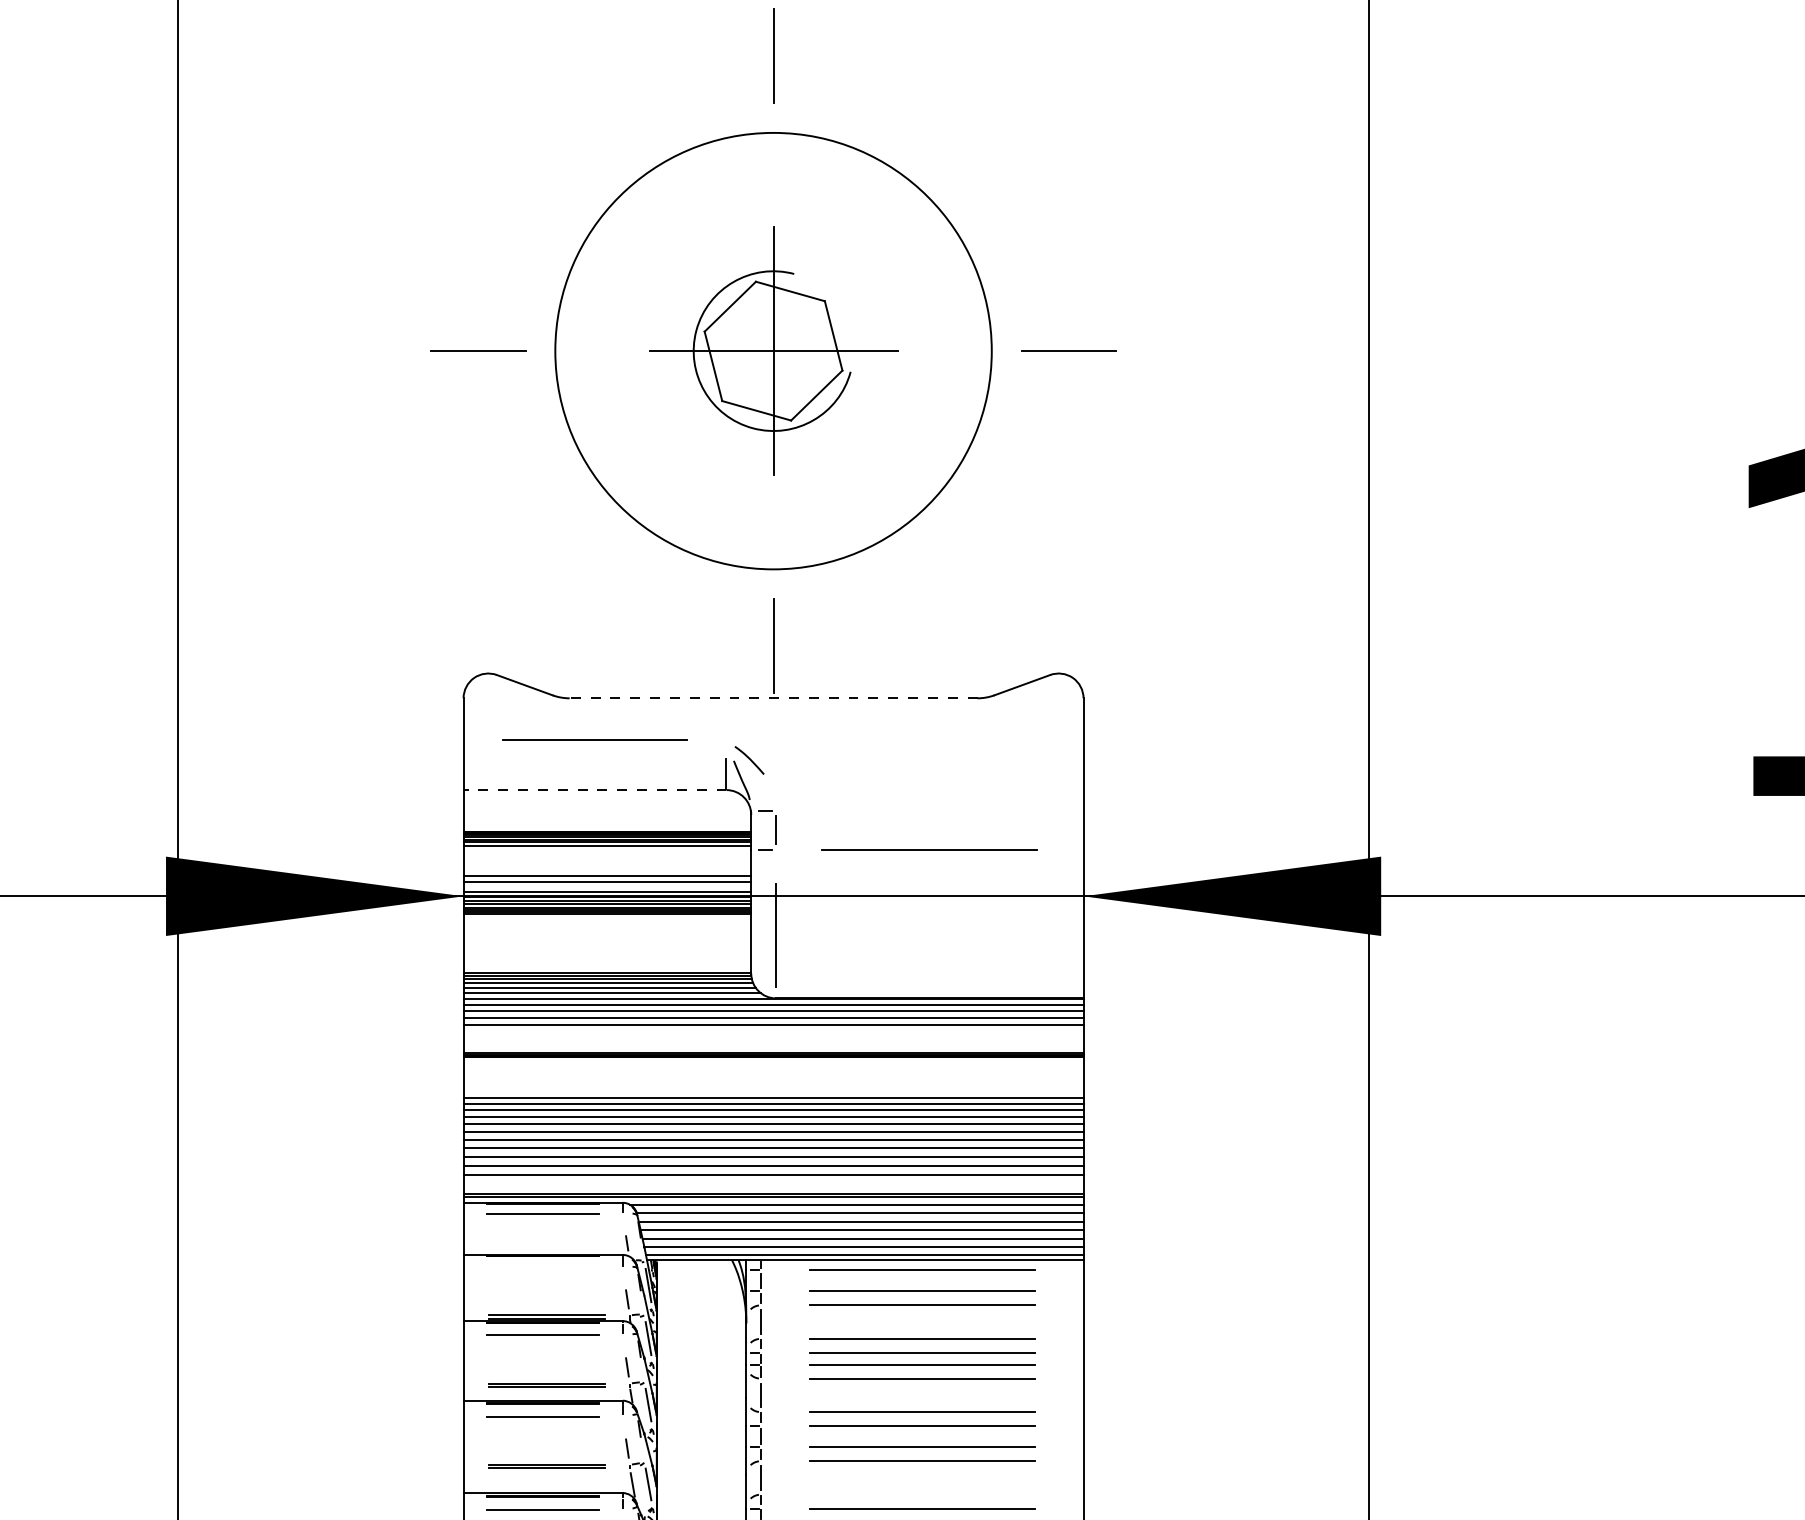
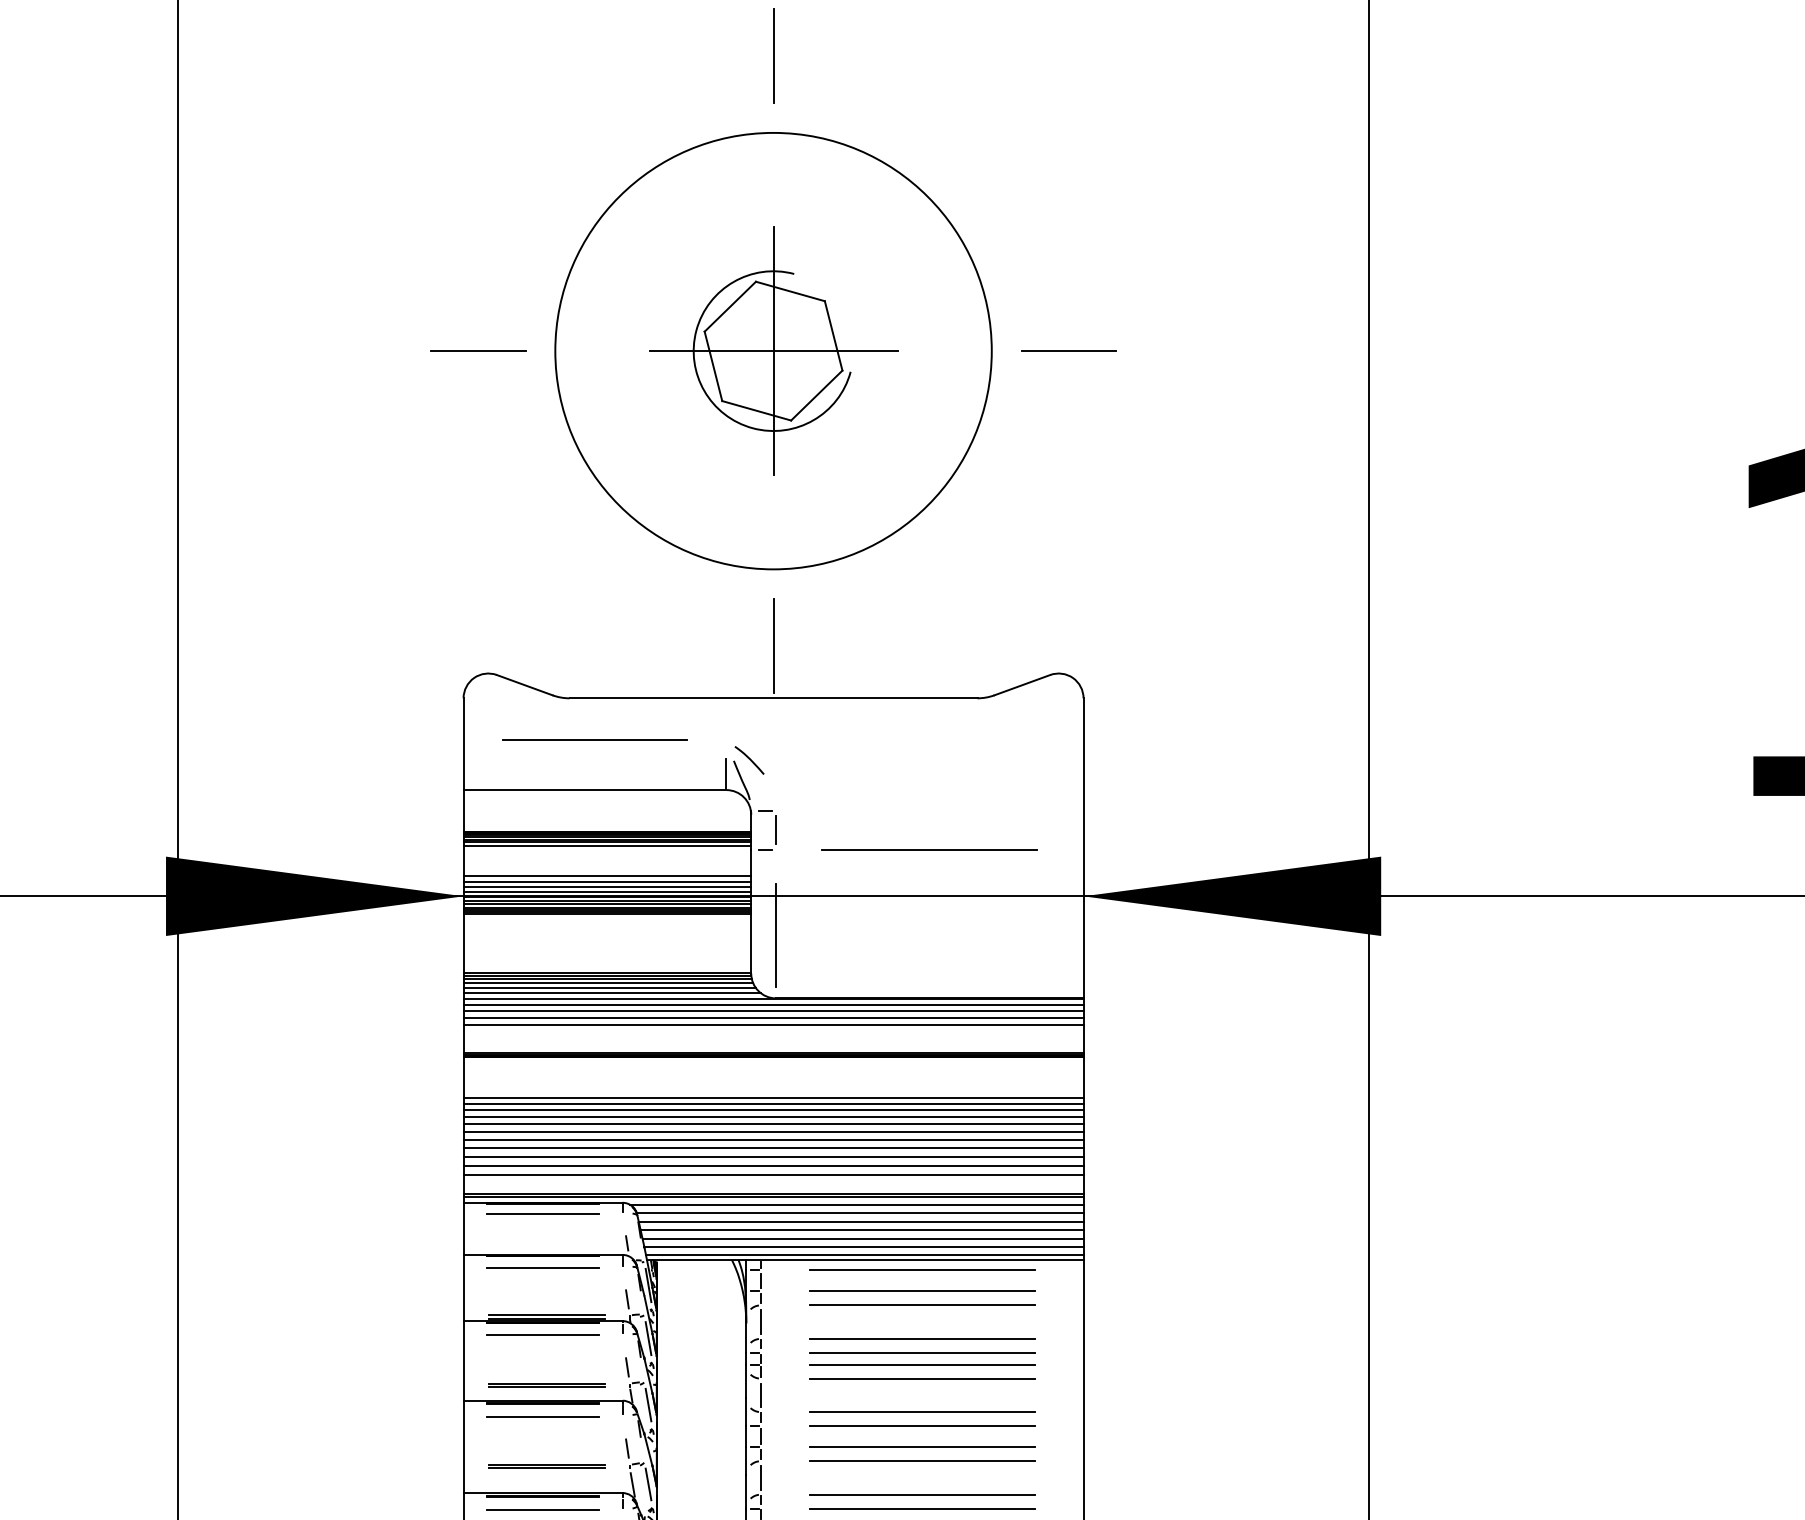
line: dashed -> solid (773, 698)
line: dashed -> solid (594, 790)
line: none -> present (607, 887)
line: none -> present (542, 1267)
line: none -> present (922, 1494)
